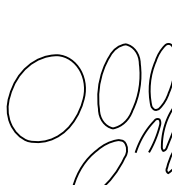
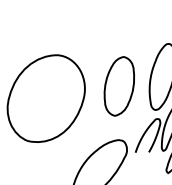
part size: 45x87 px -> 32x61 px (118, 86)
